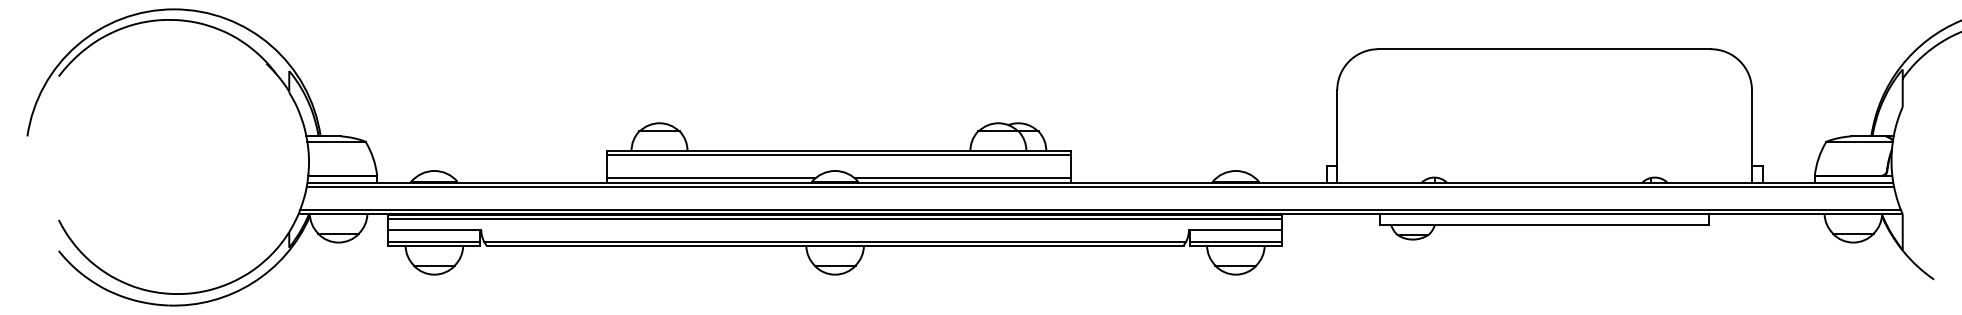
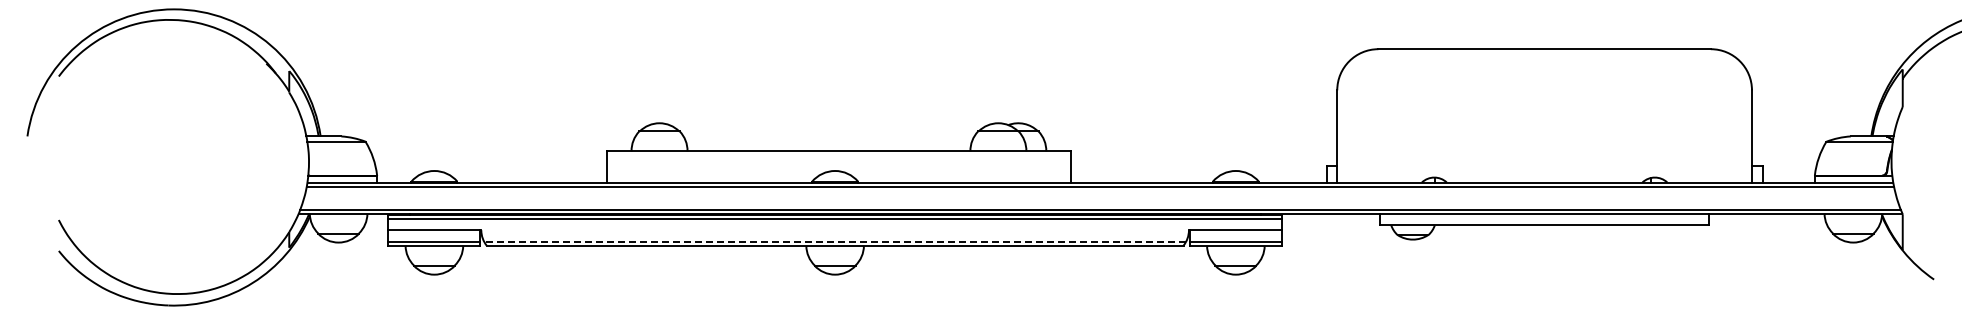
line: present -> none (838, 155)
line: present -> none (710, 178)
line: present -> none (962, 178)
line: solid -> dashed (835, 241)
